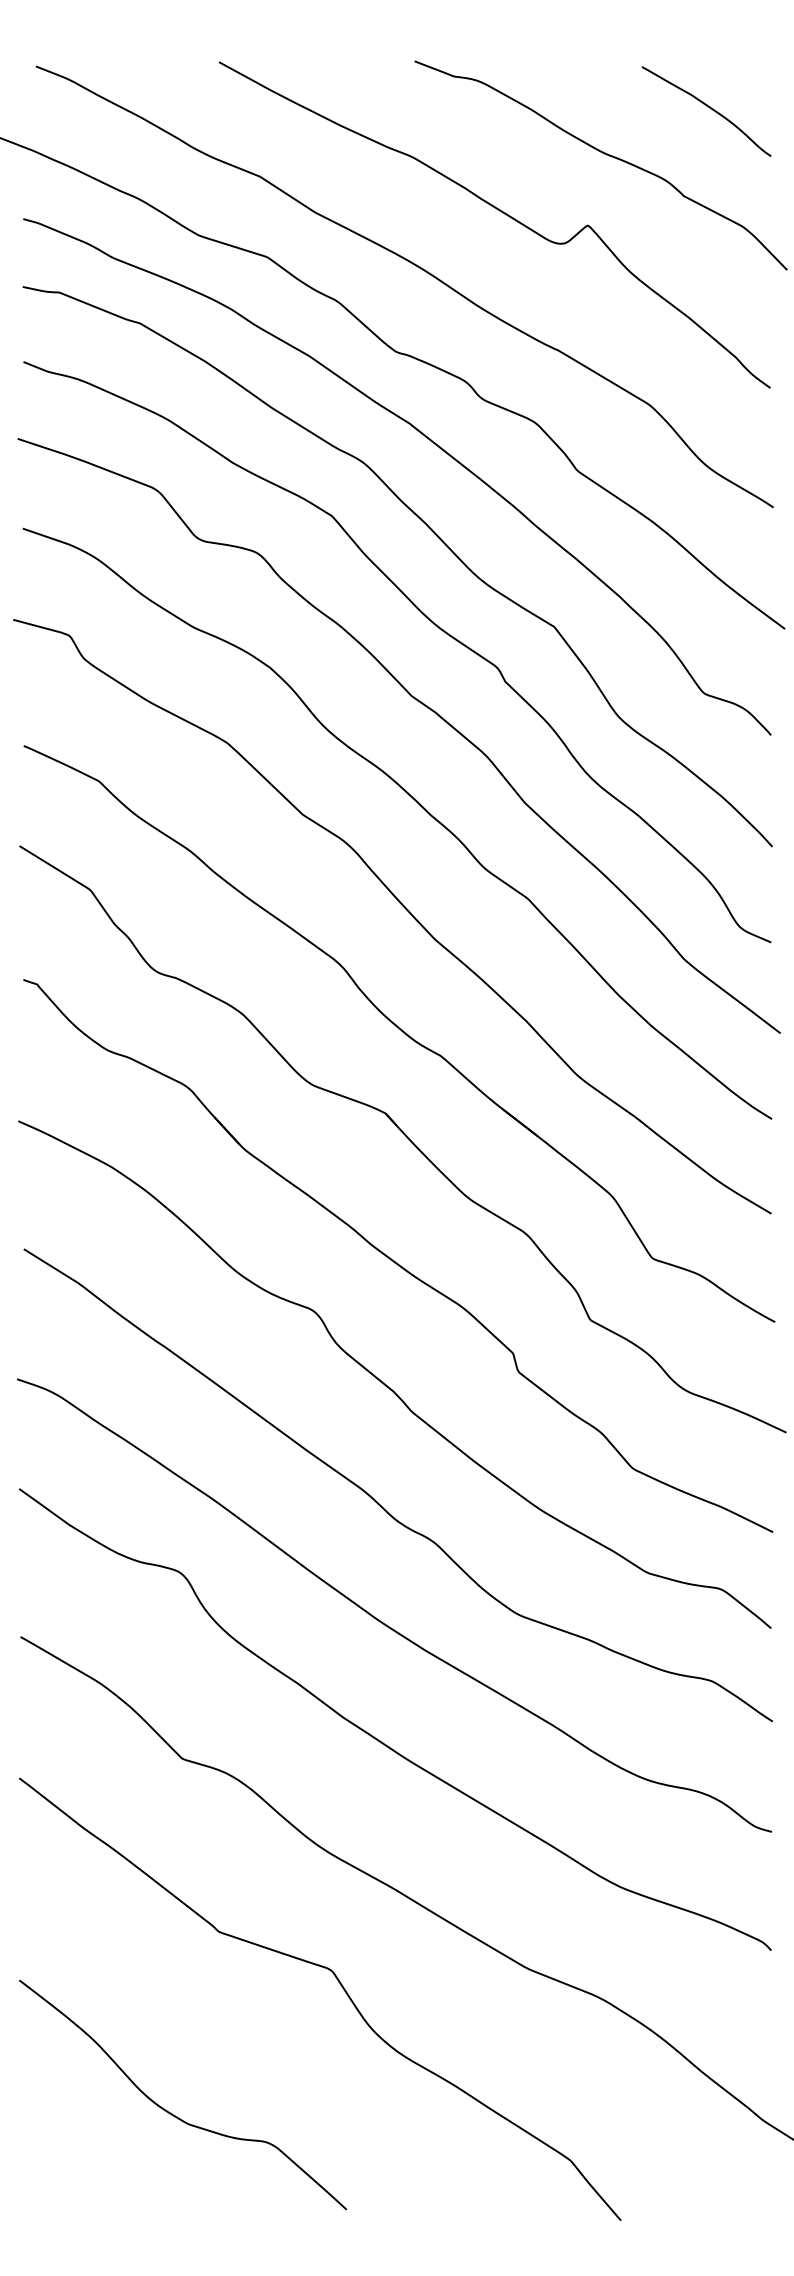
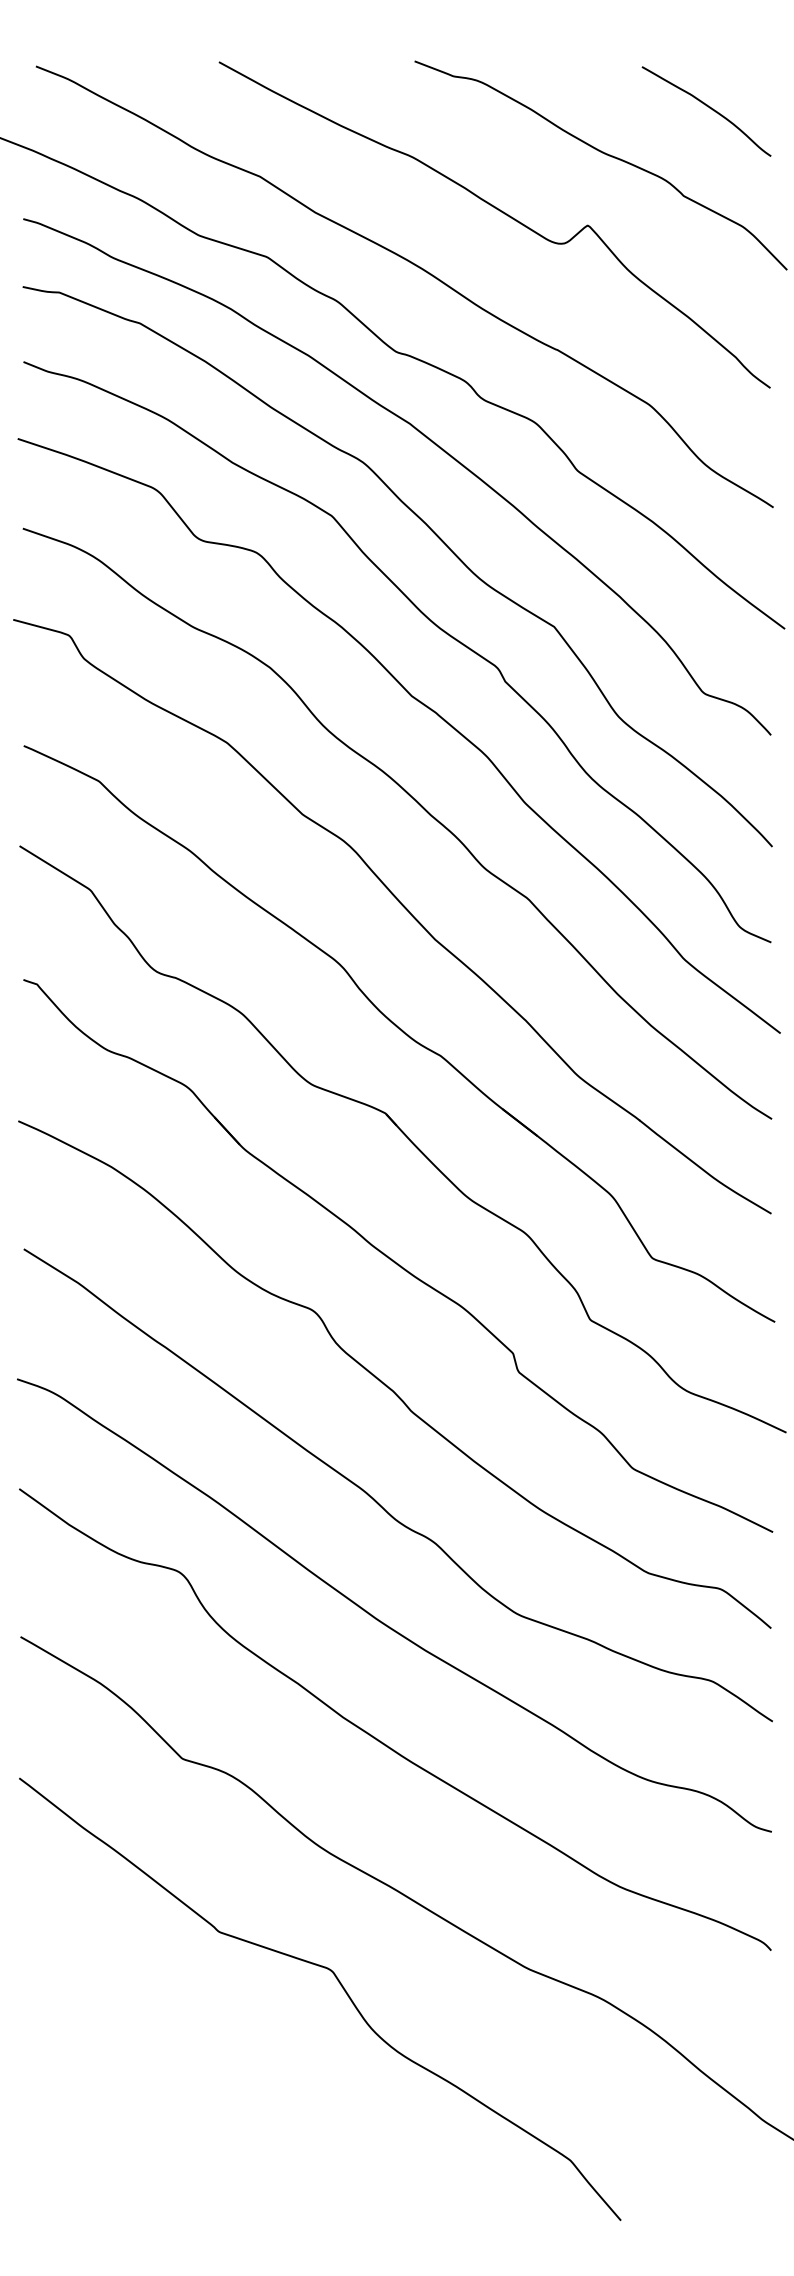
curve: present -> none (174, 2114)
